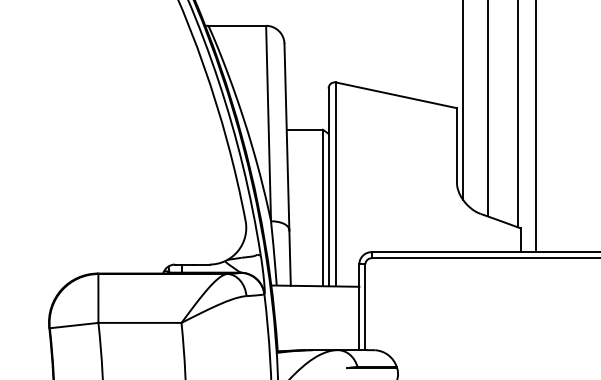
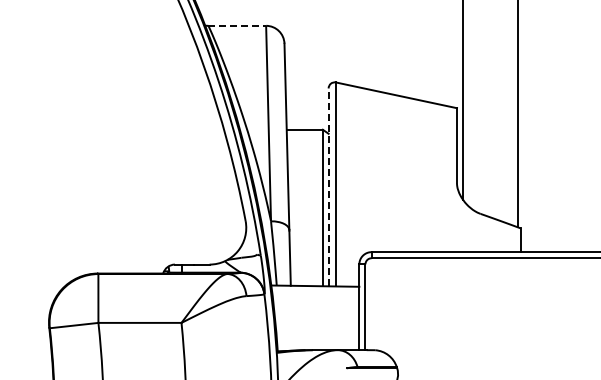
line: solid -> dashed (237, 25)
line: present -> none (487, 109)
line: present -> none (536, 127)
line: solid -> dashed (328, 187)
